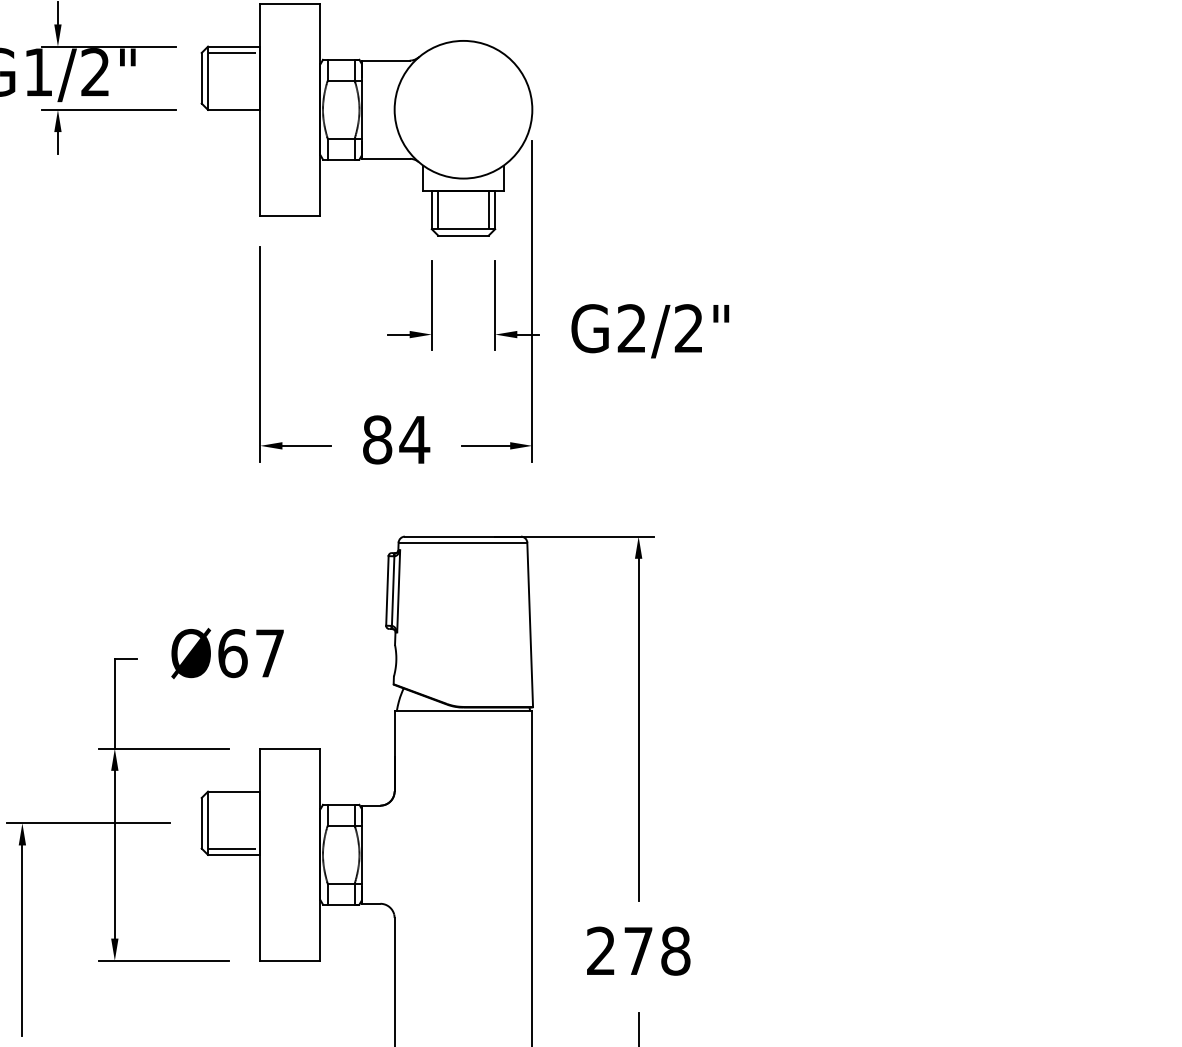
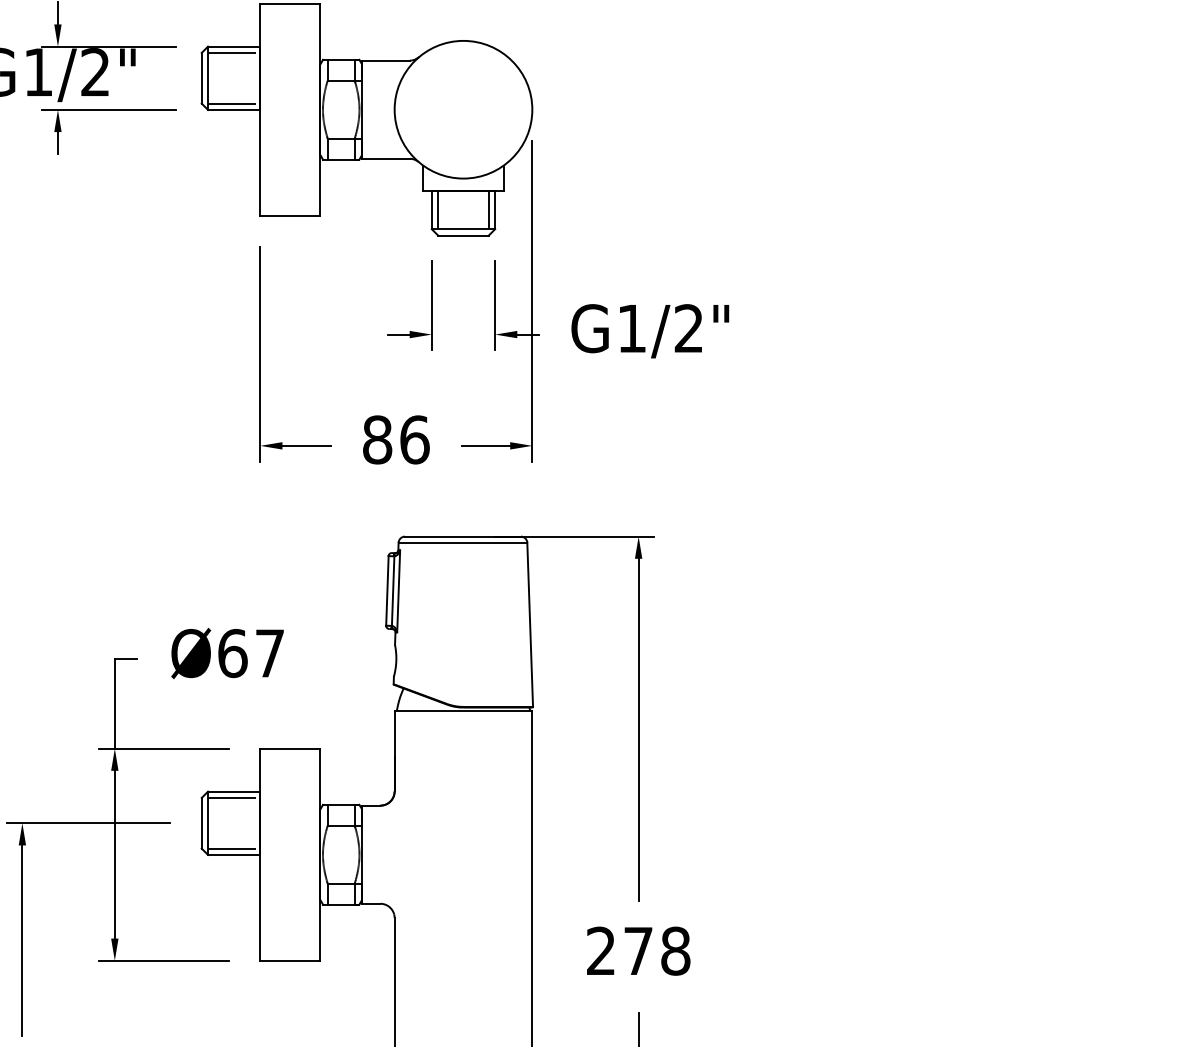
line: none -> present (234, 103)
text: G2/2" -> G1/2" (631, 328)
text: 84 -> 86 (414, 439)
line: none -> present (234, 797)
